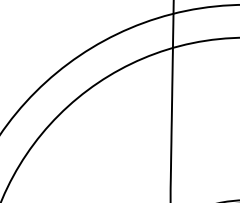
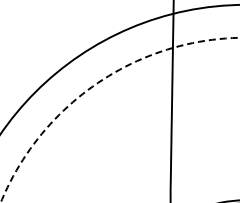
circle: solid -> dashed (120, 119)
